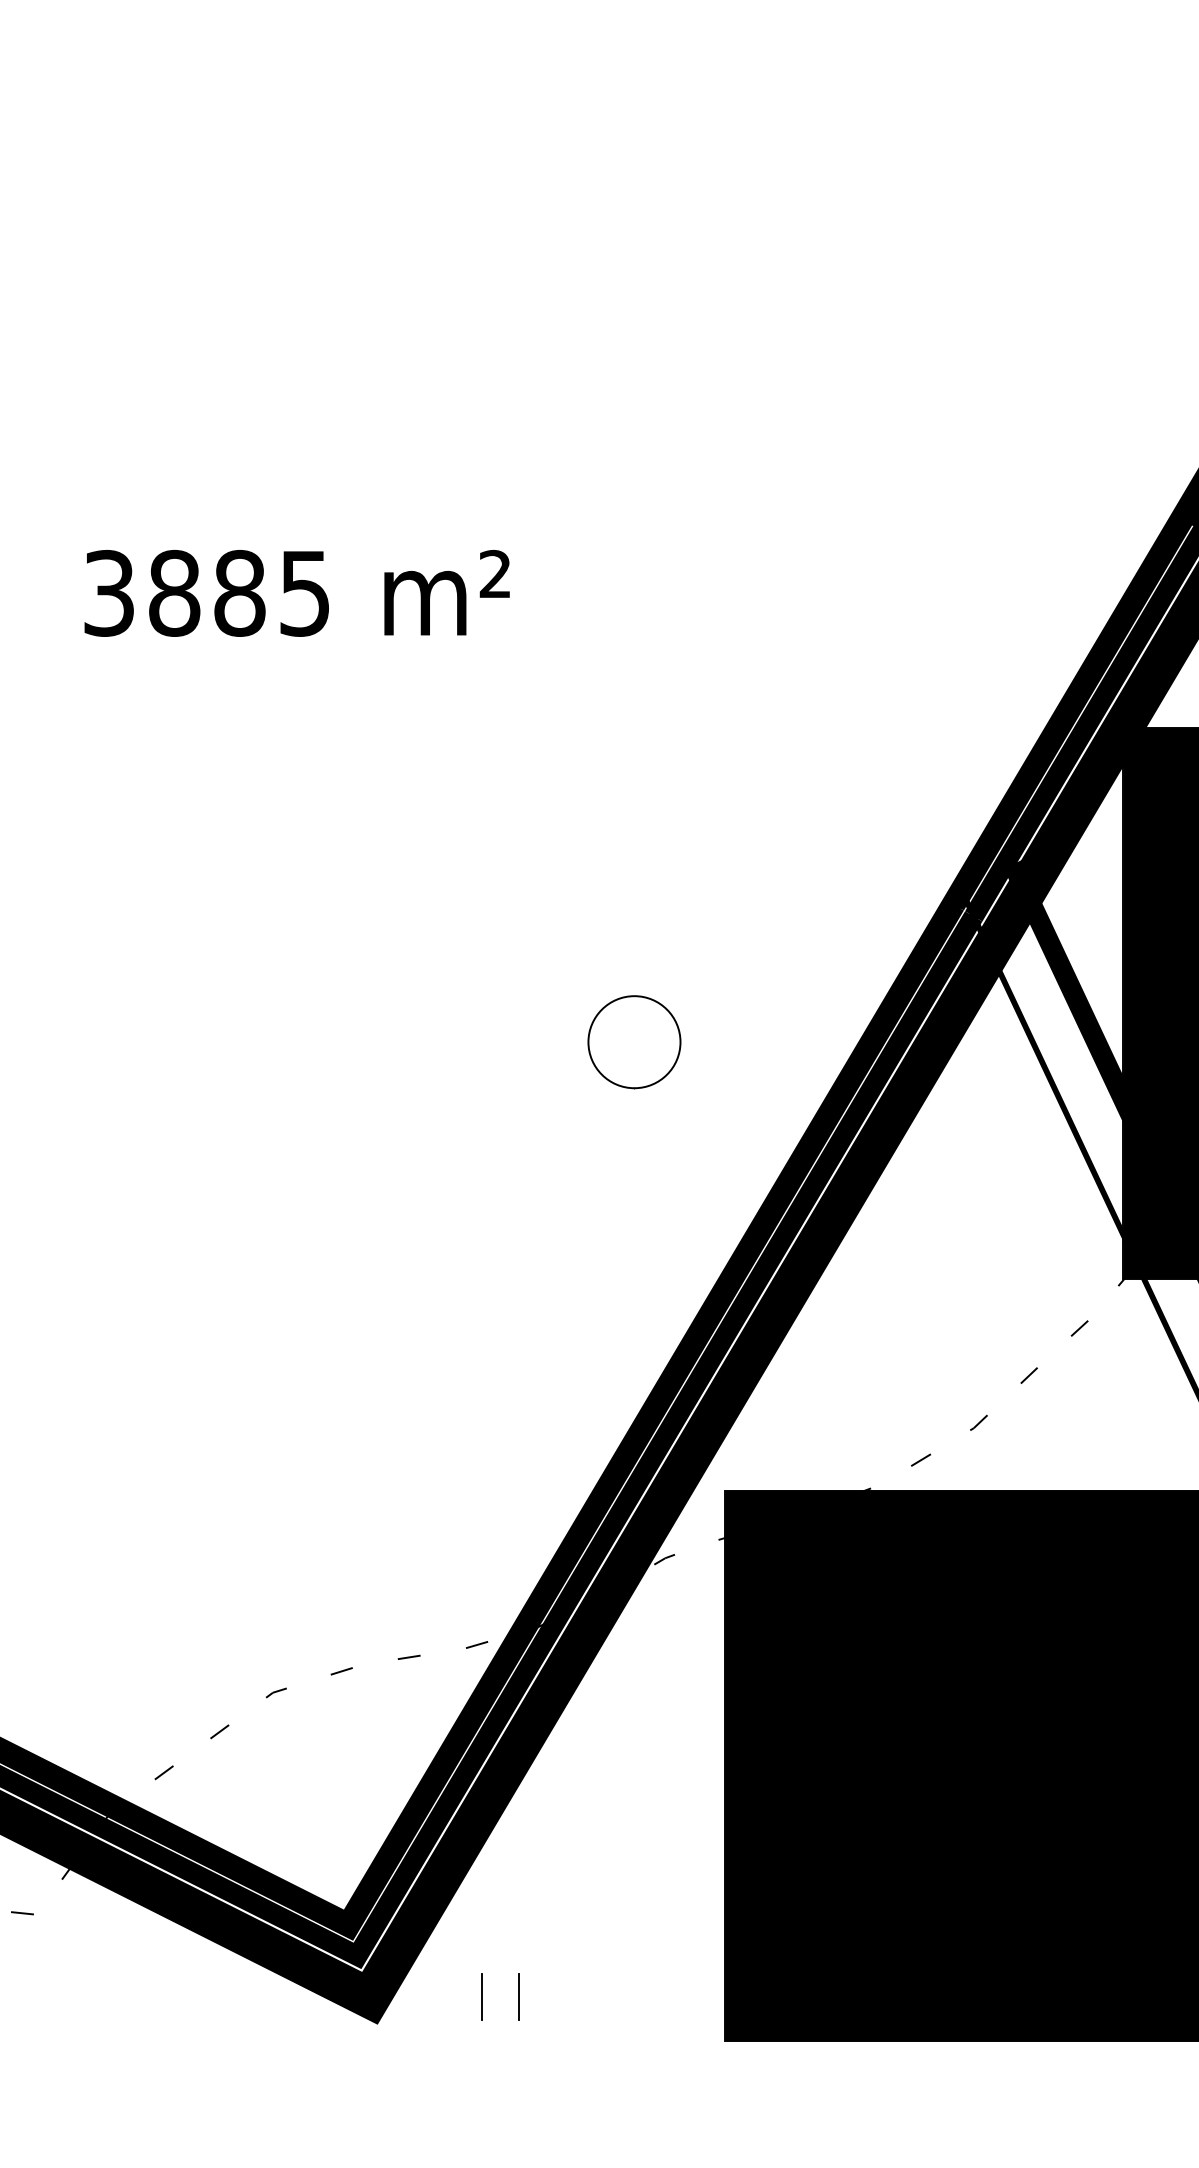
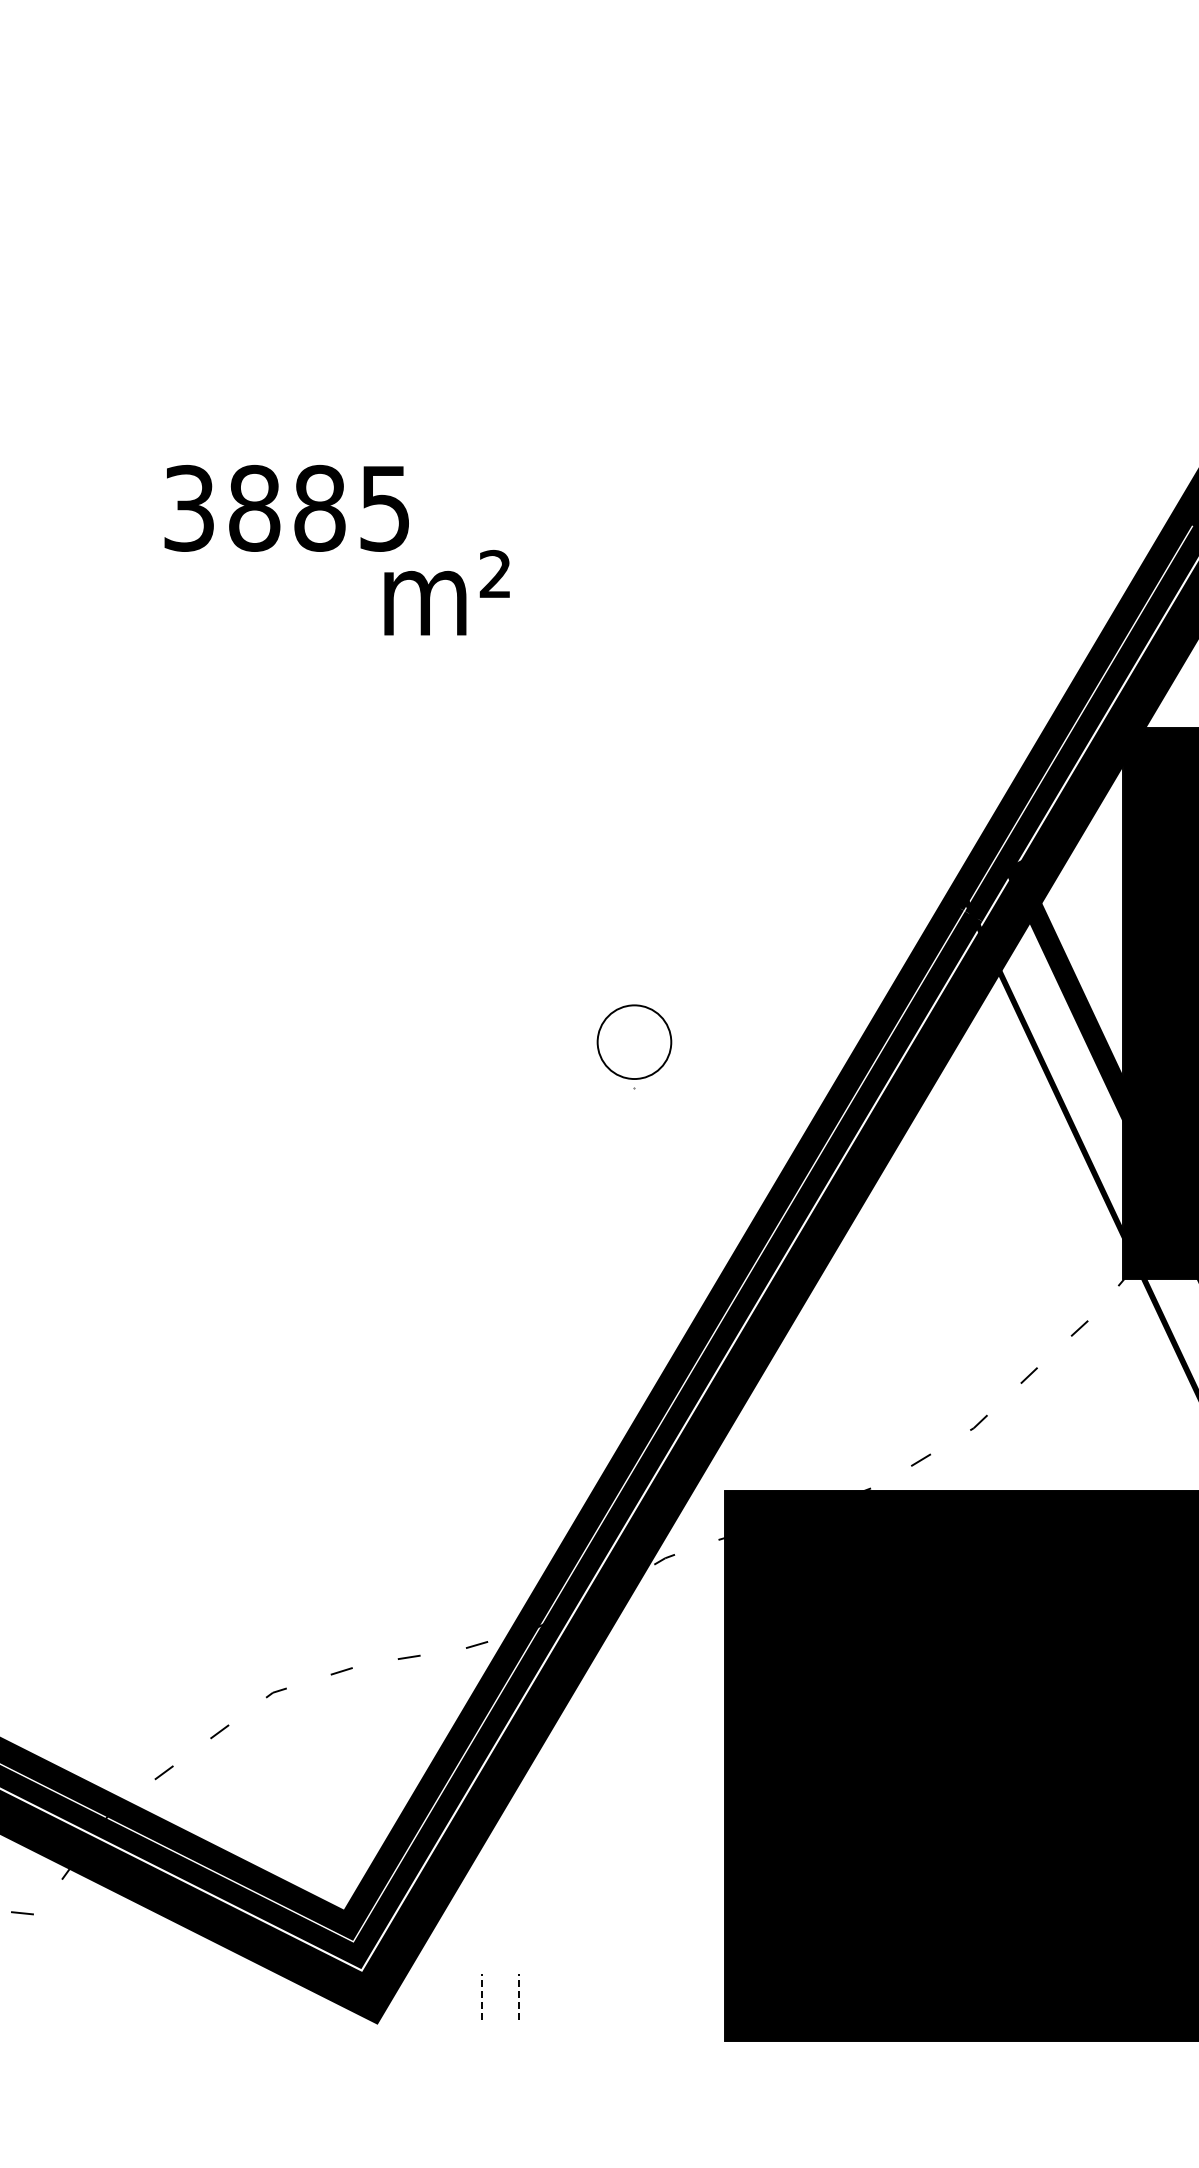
text position: (206, 593) -> (286, 508) (286, 508)
circle diameter: 92 px -> 74 px (634, 1042)
line: solid -> dashed (482, 1996)
line: solid -> dashed (519, 1996)
